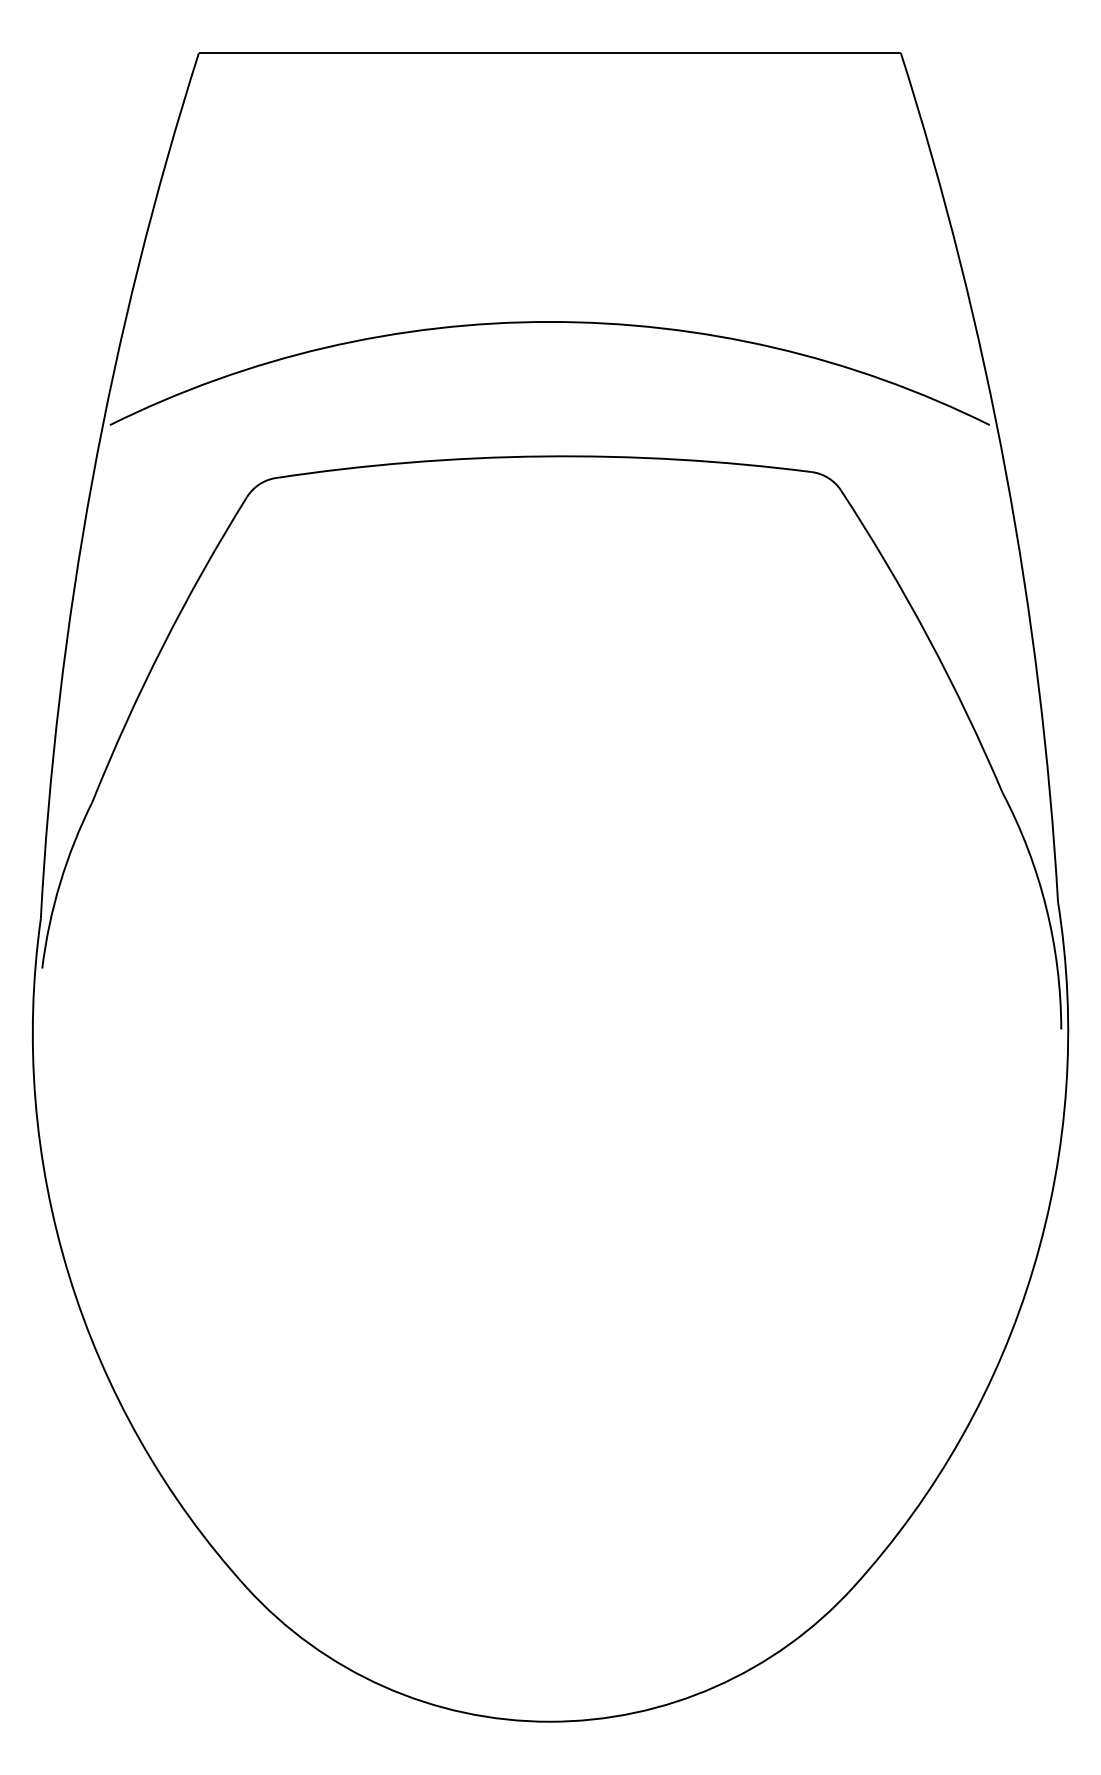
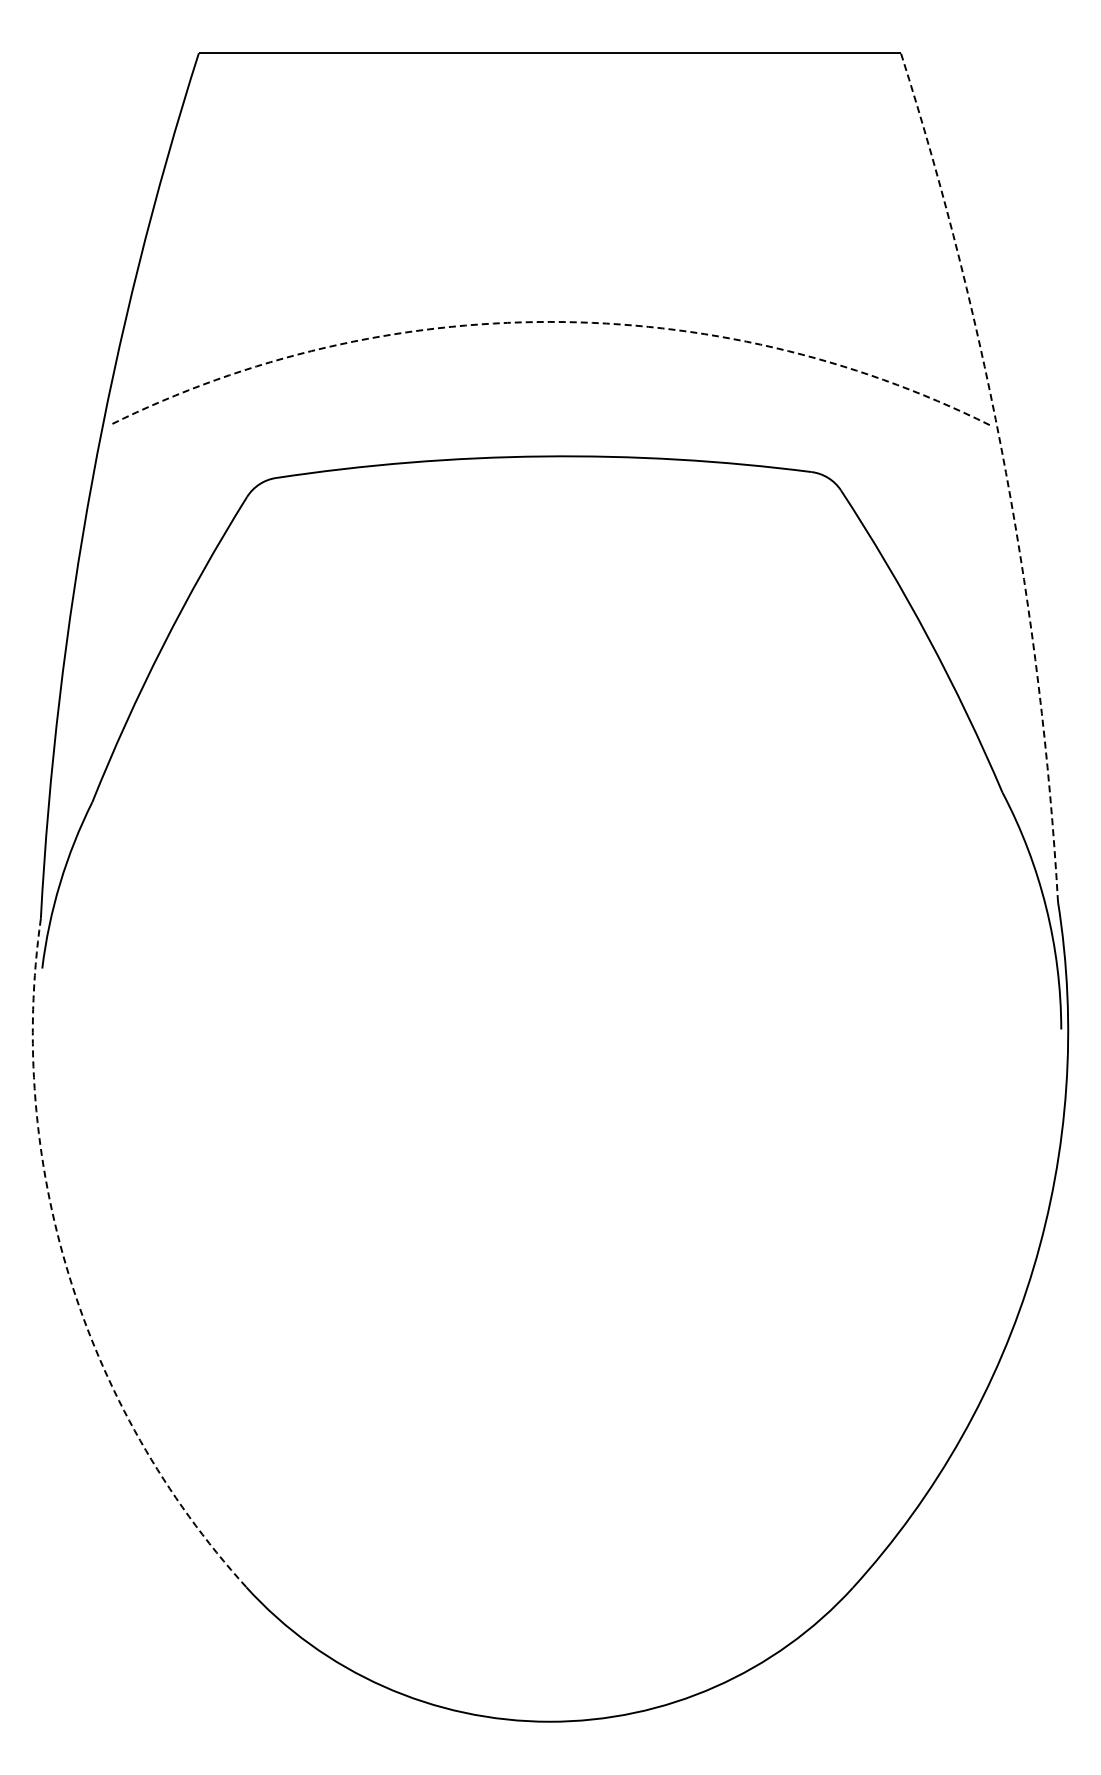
arc: solid -> dashed (549, 321)
arc: solid -> dashed (1006, 472)
arc: solid -> dashed (69, 1275)
